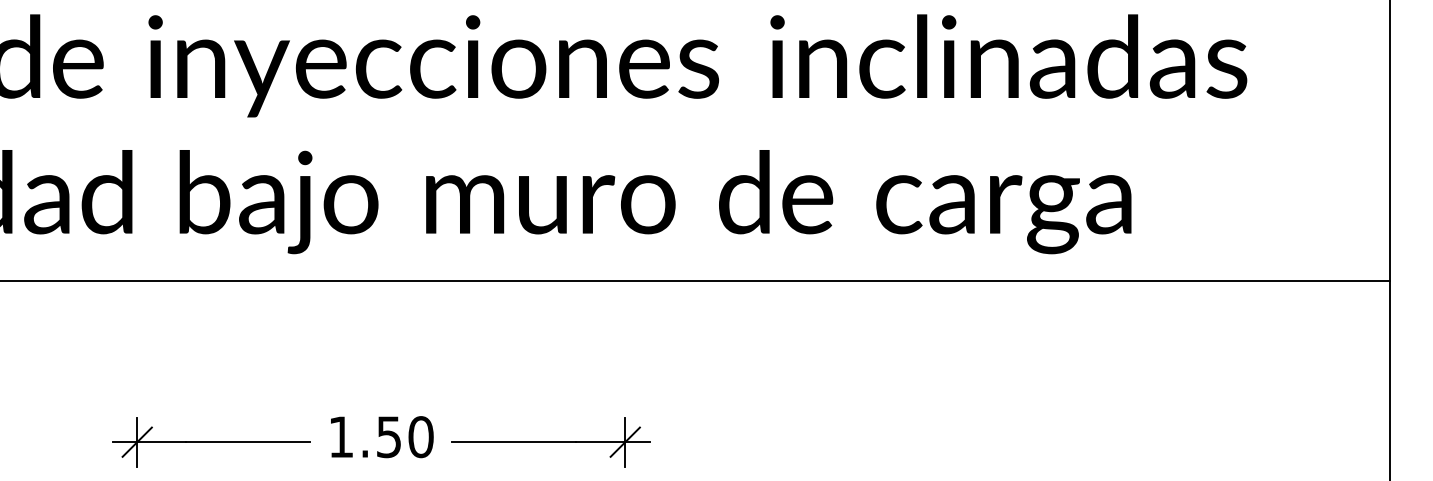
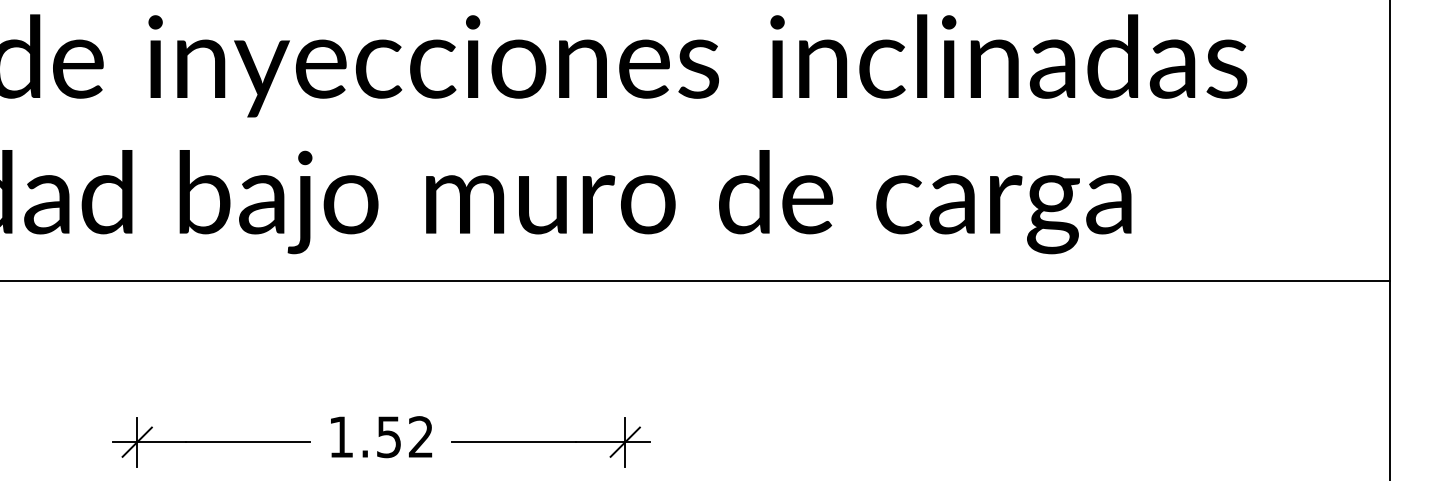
text: 1.50 -> 1.52 (420, 437)
